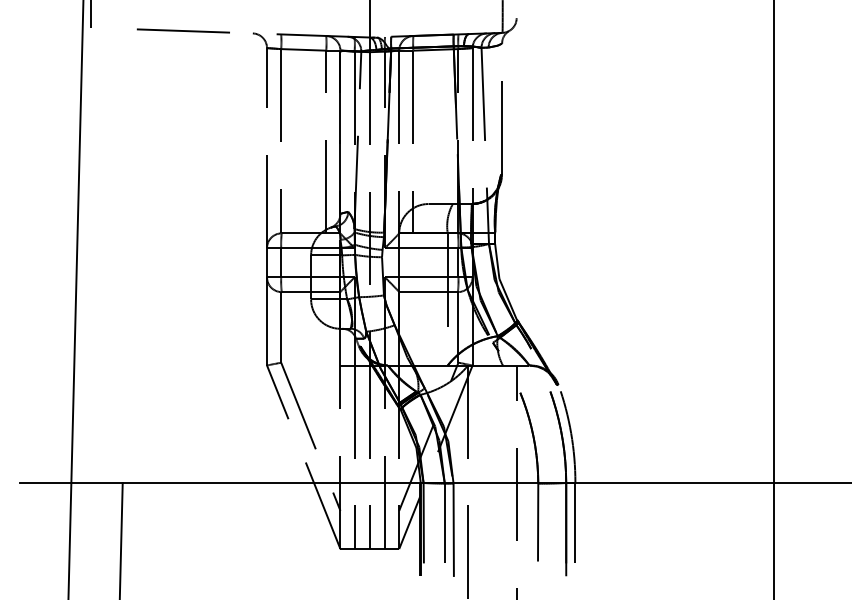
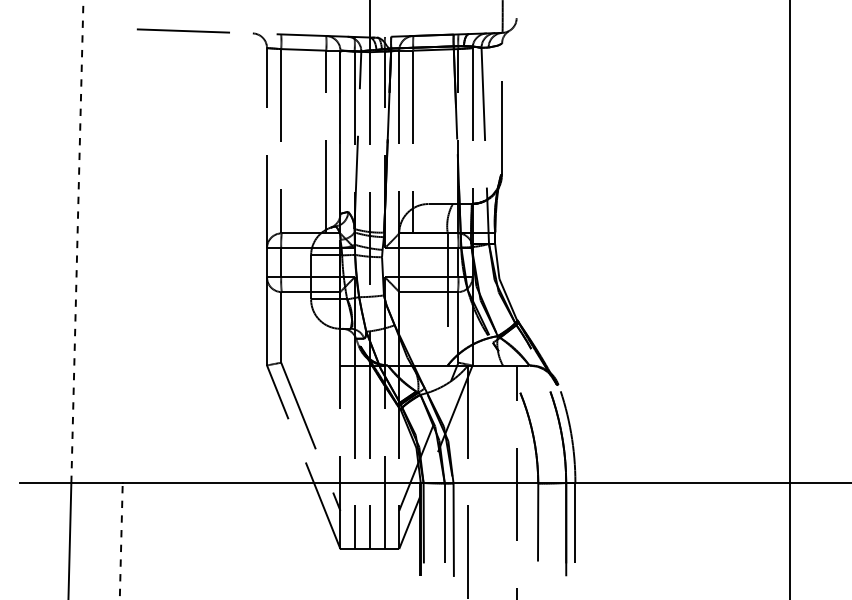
line: present -> none (90, 14)
line: solid -> dashed (77, 241)
line position: (773, 299) -> (789, 299) (789, 299)
line: solid -> dashed (121, 540)
